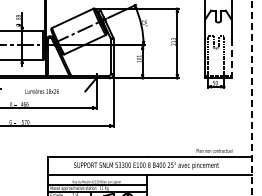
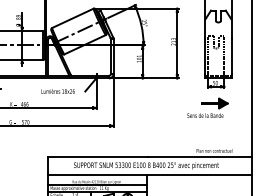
line: dashed -> solid (231, 57)
text position: (41, 91) -> (57, 91) (57, 91)
line: dashed -> solid (251, 97)
part: none -> present (207, 107)
